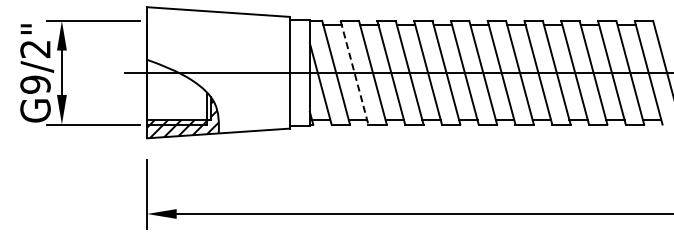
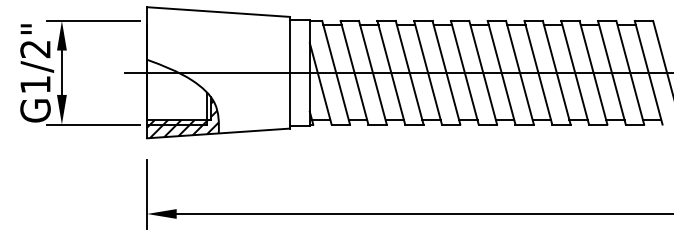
line: dashed -> solid (354, 72)
text: G9/2" -> G1/2" (35, 84)
